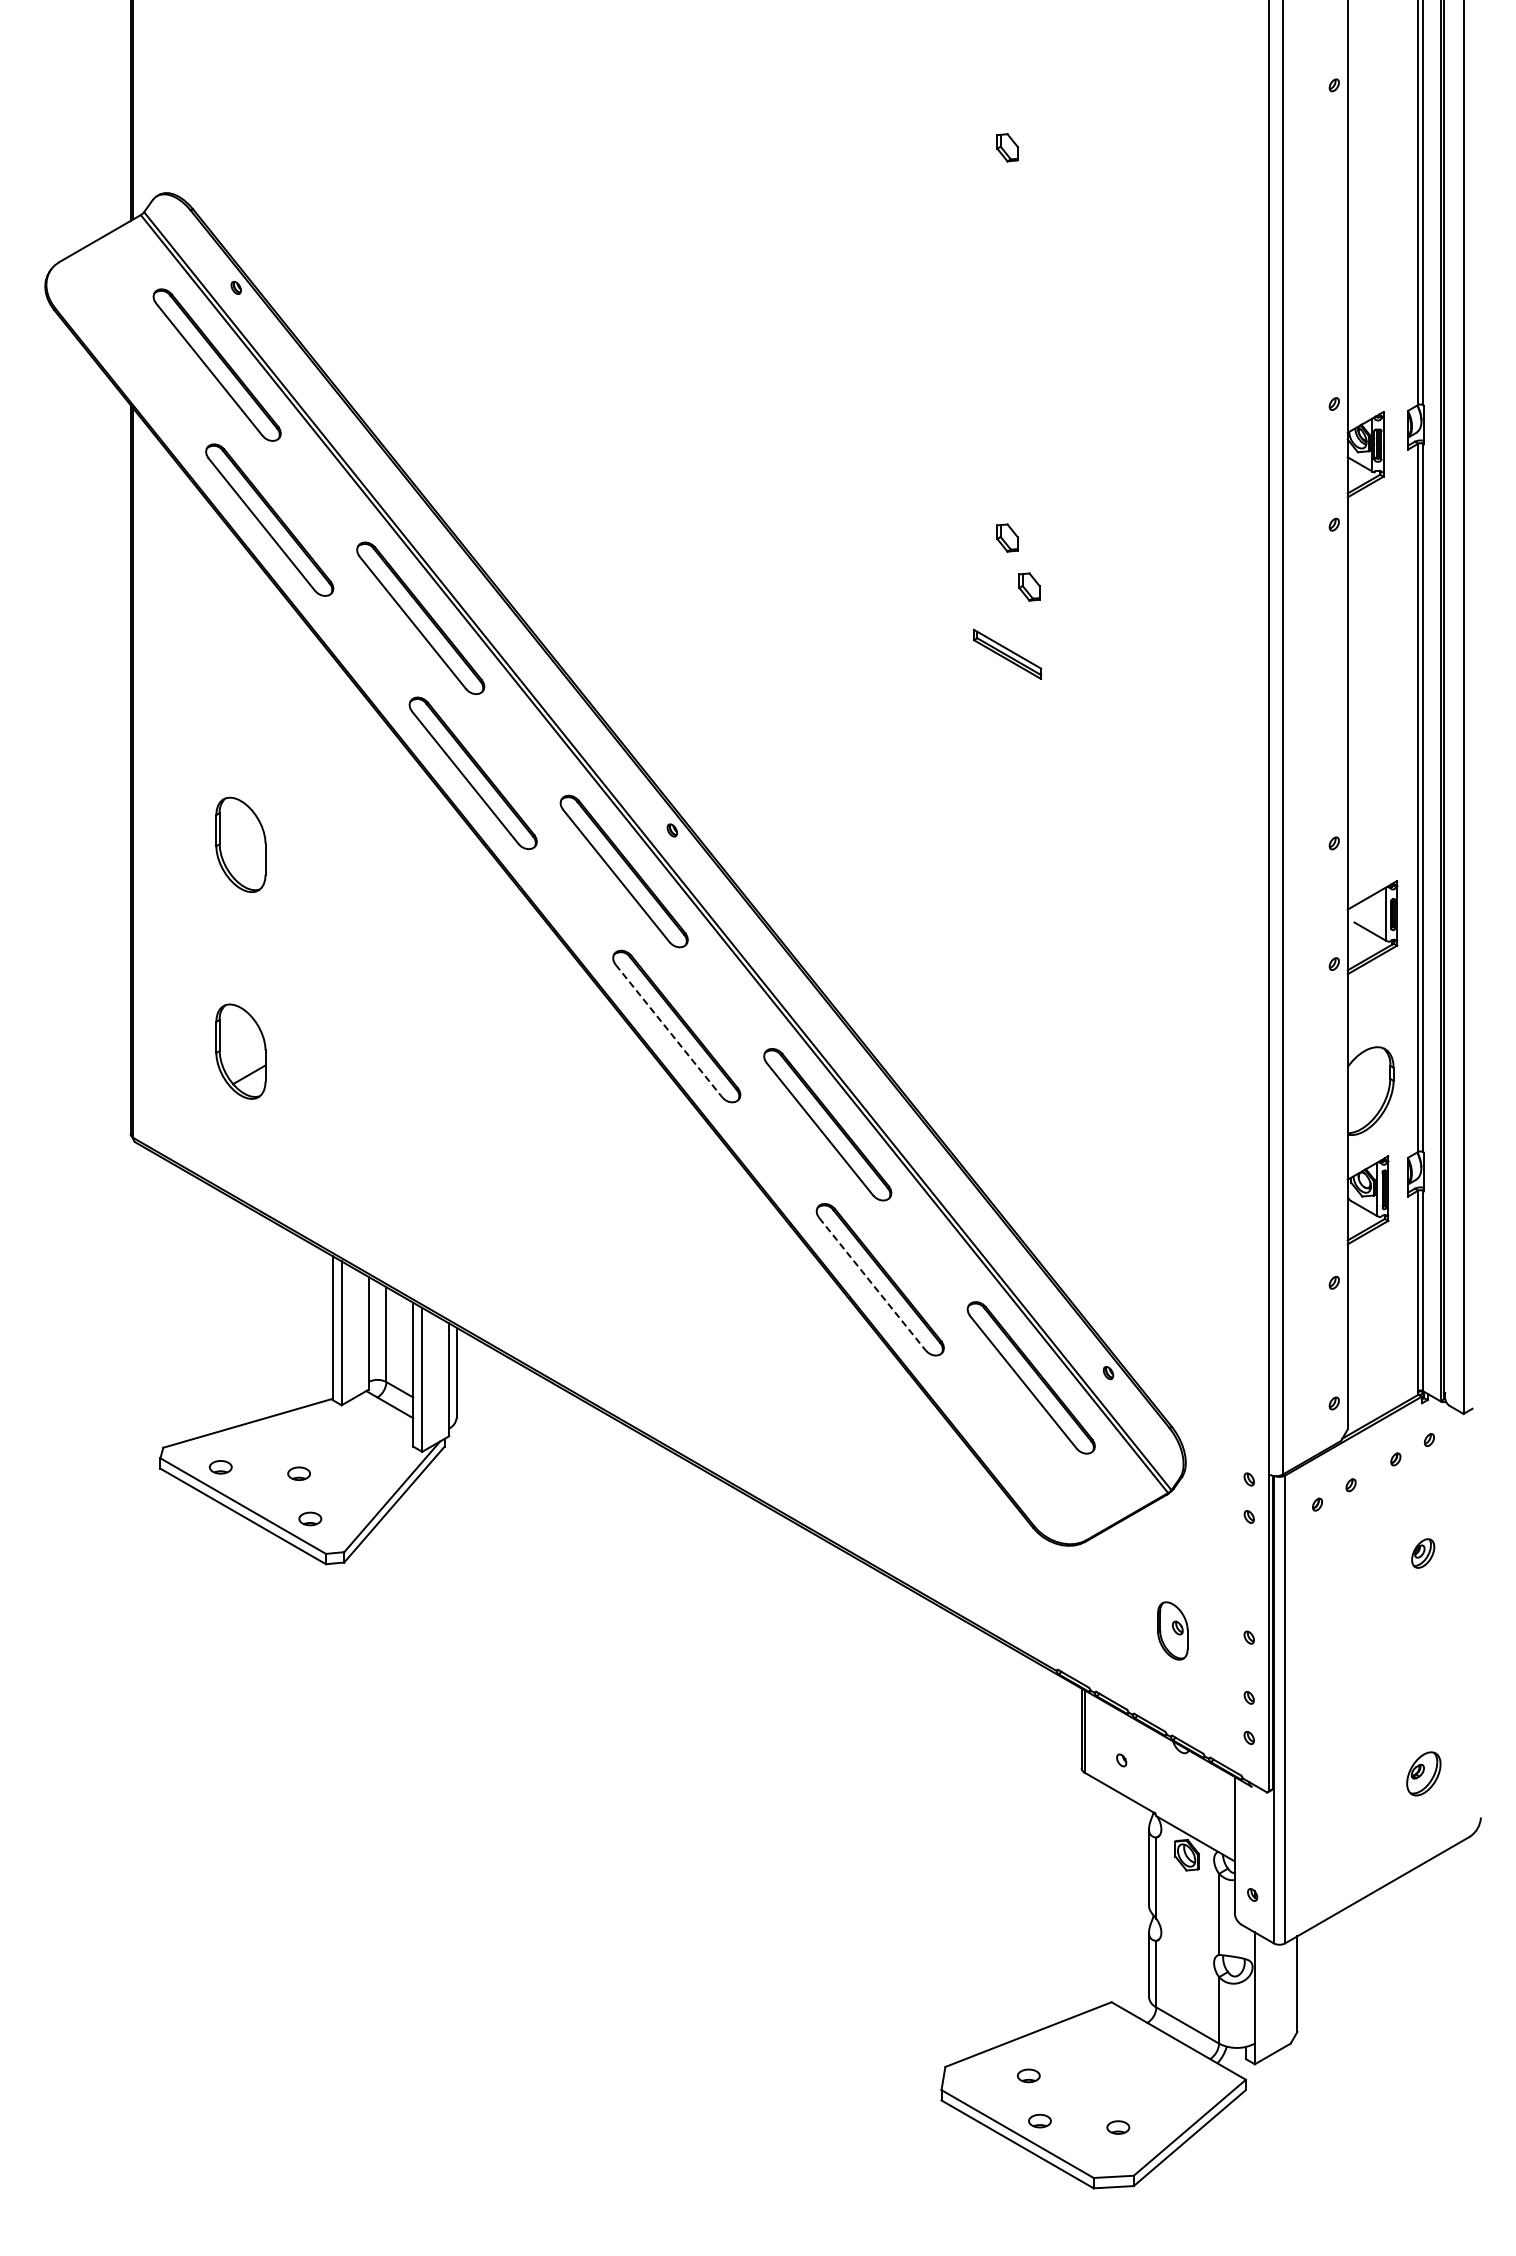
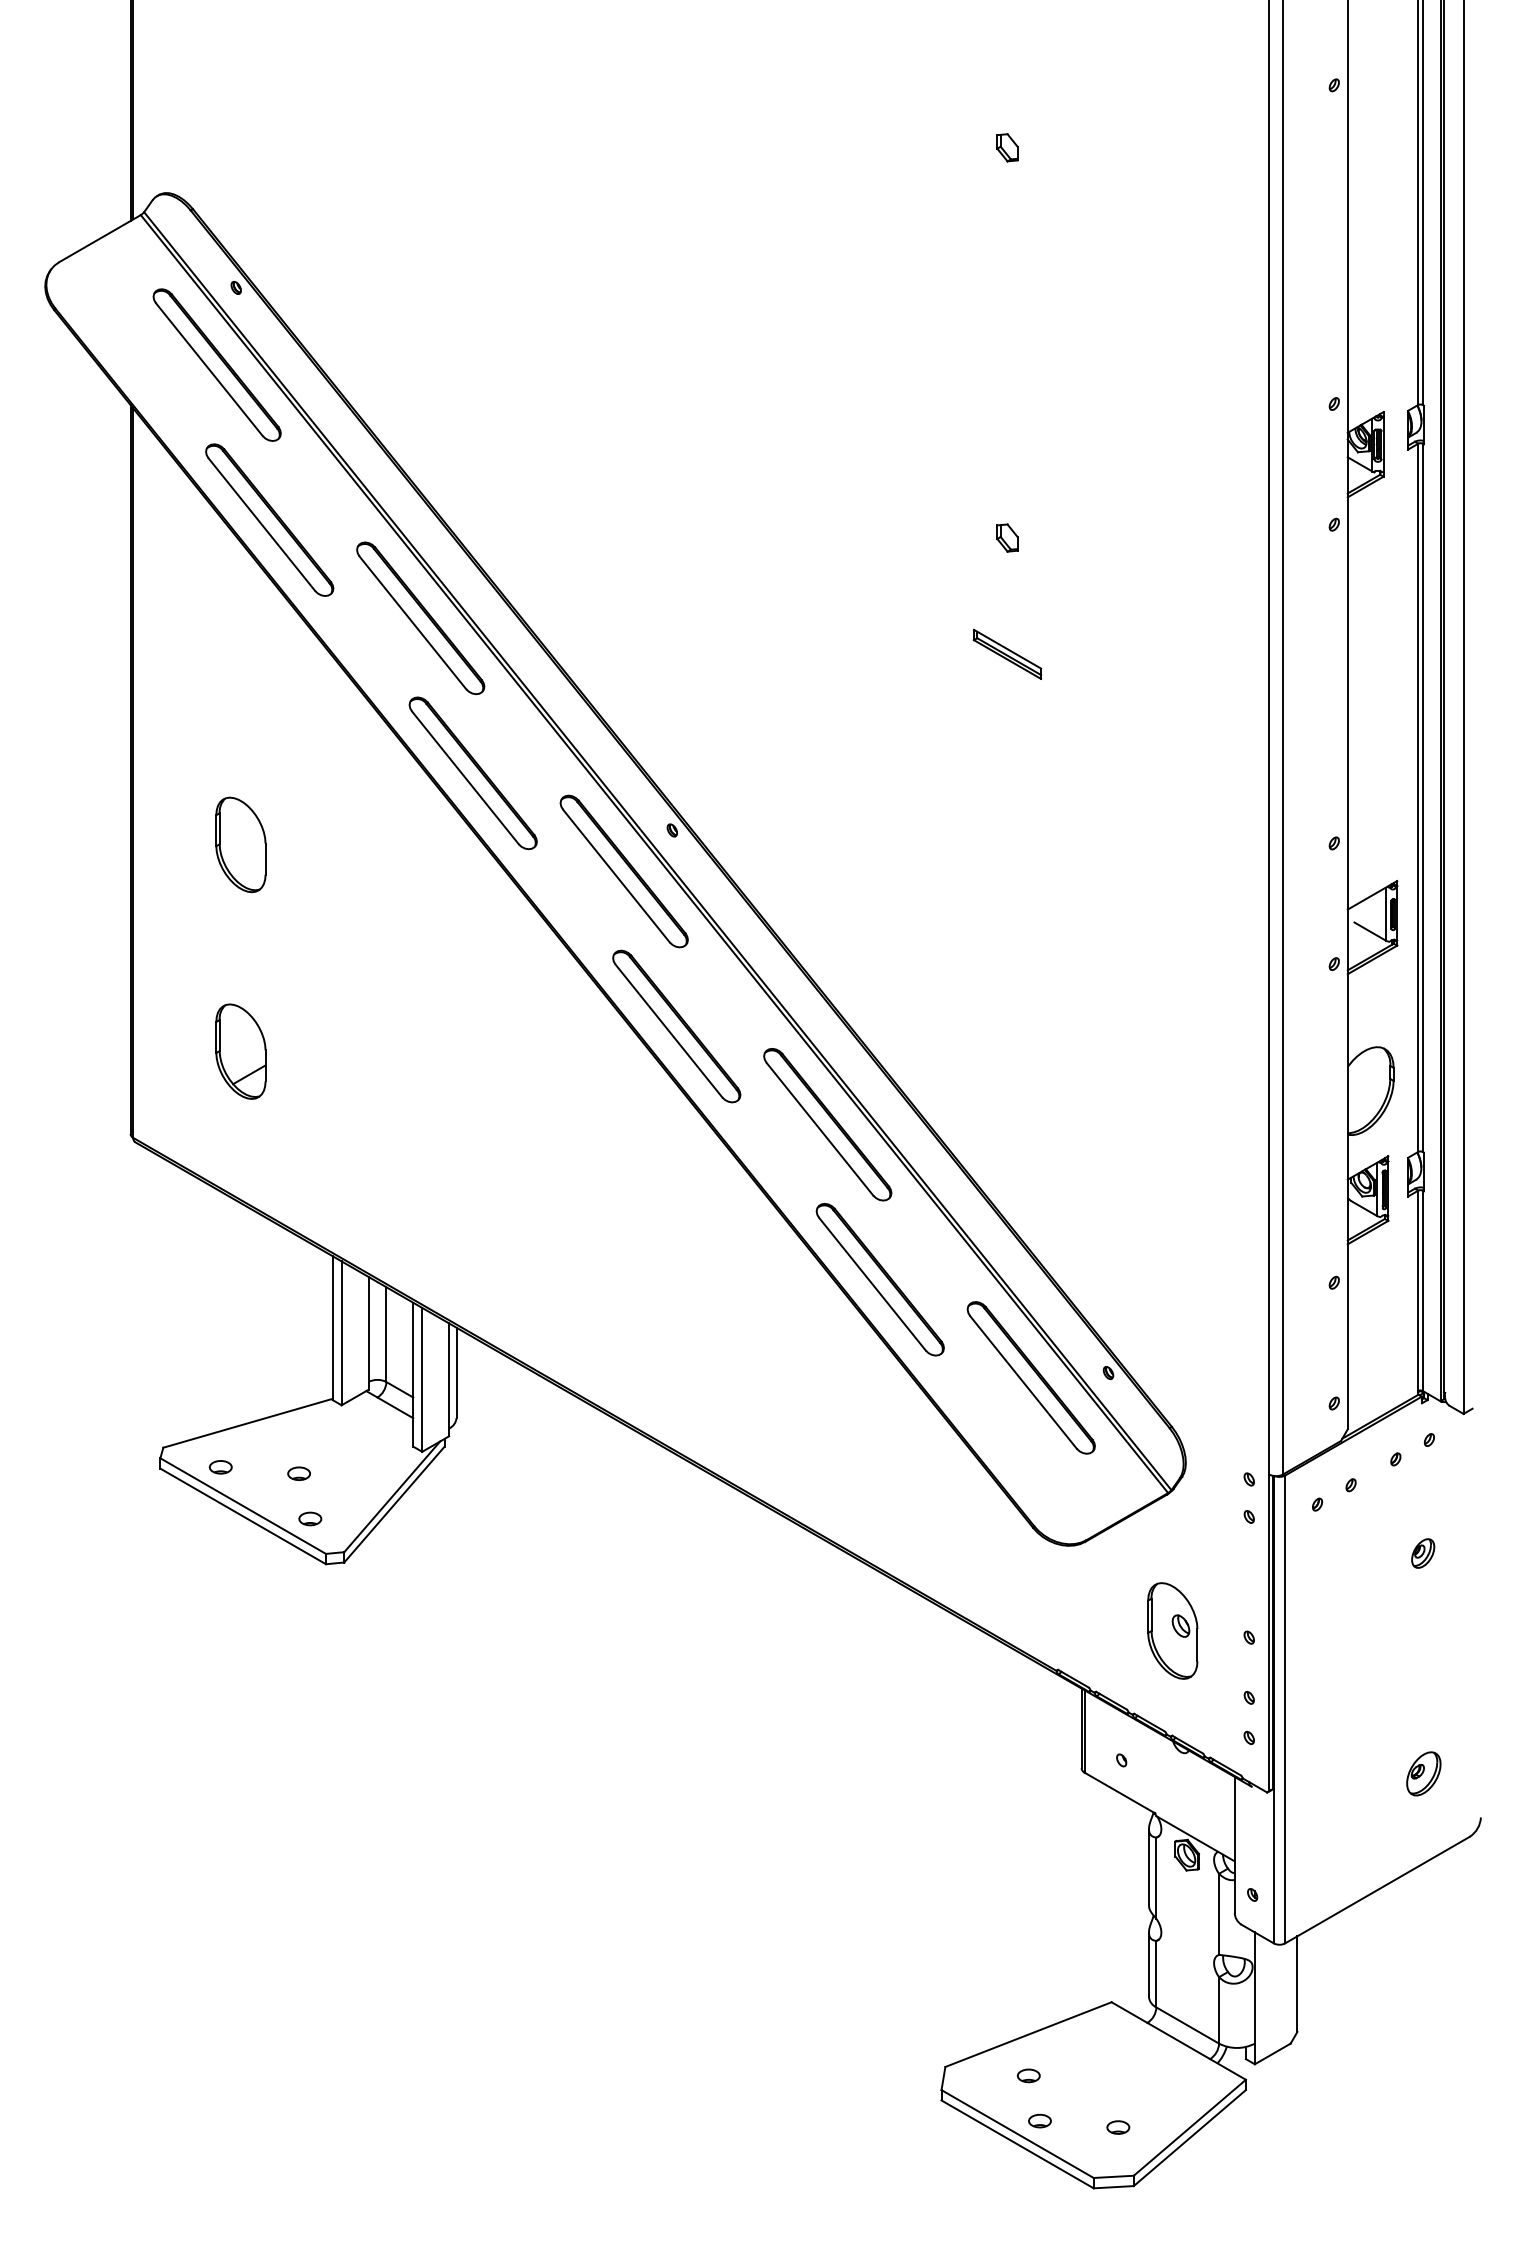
part: present -> none (1029, 586)
line: dashed -> solid (669, 1031)
line: dashed -> solid (872, 1284)
part size: 32x60 px -> 52x98 px (1172, 1630)
